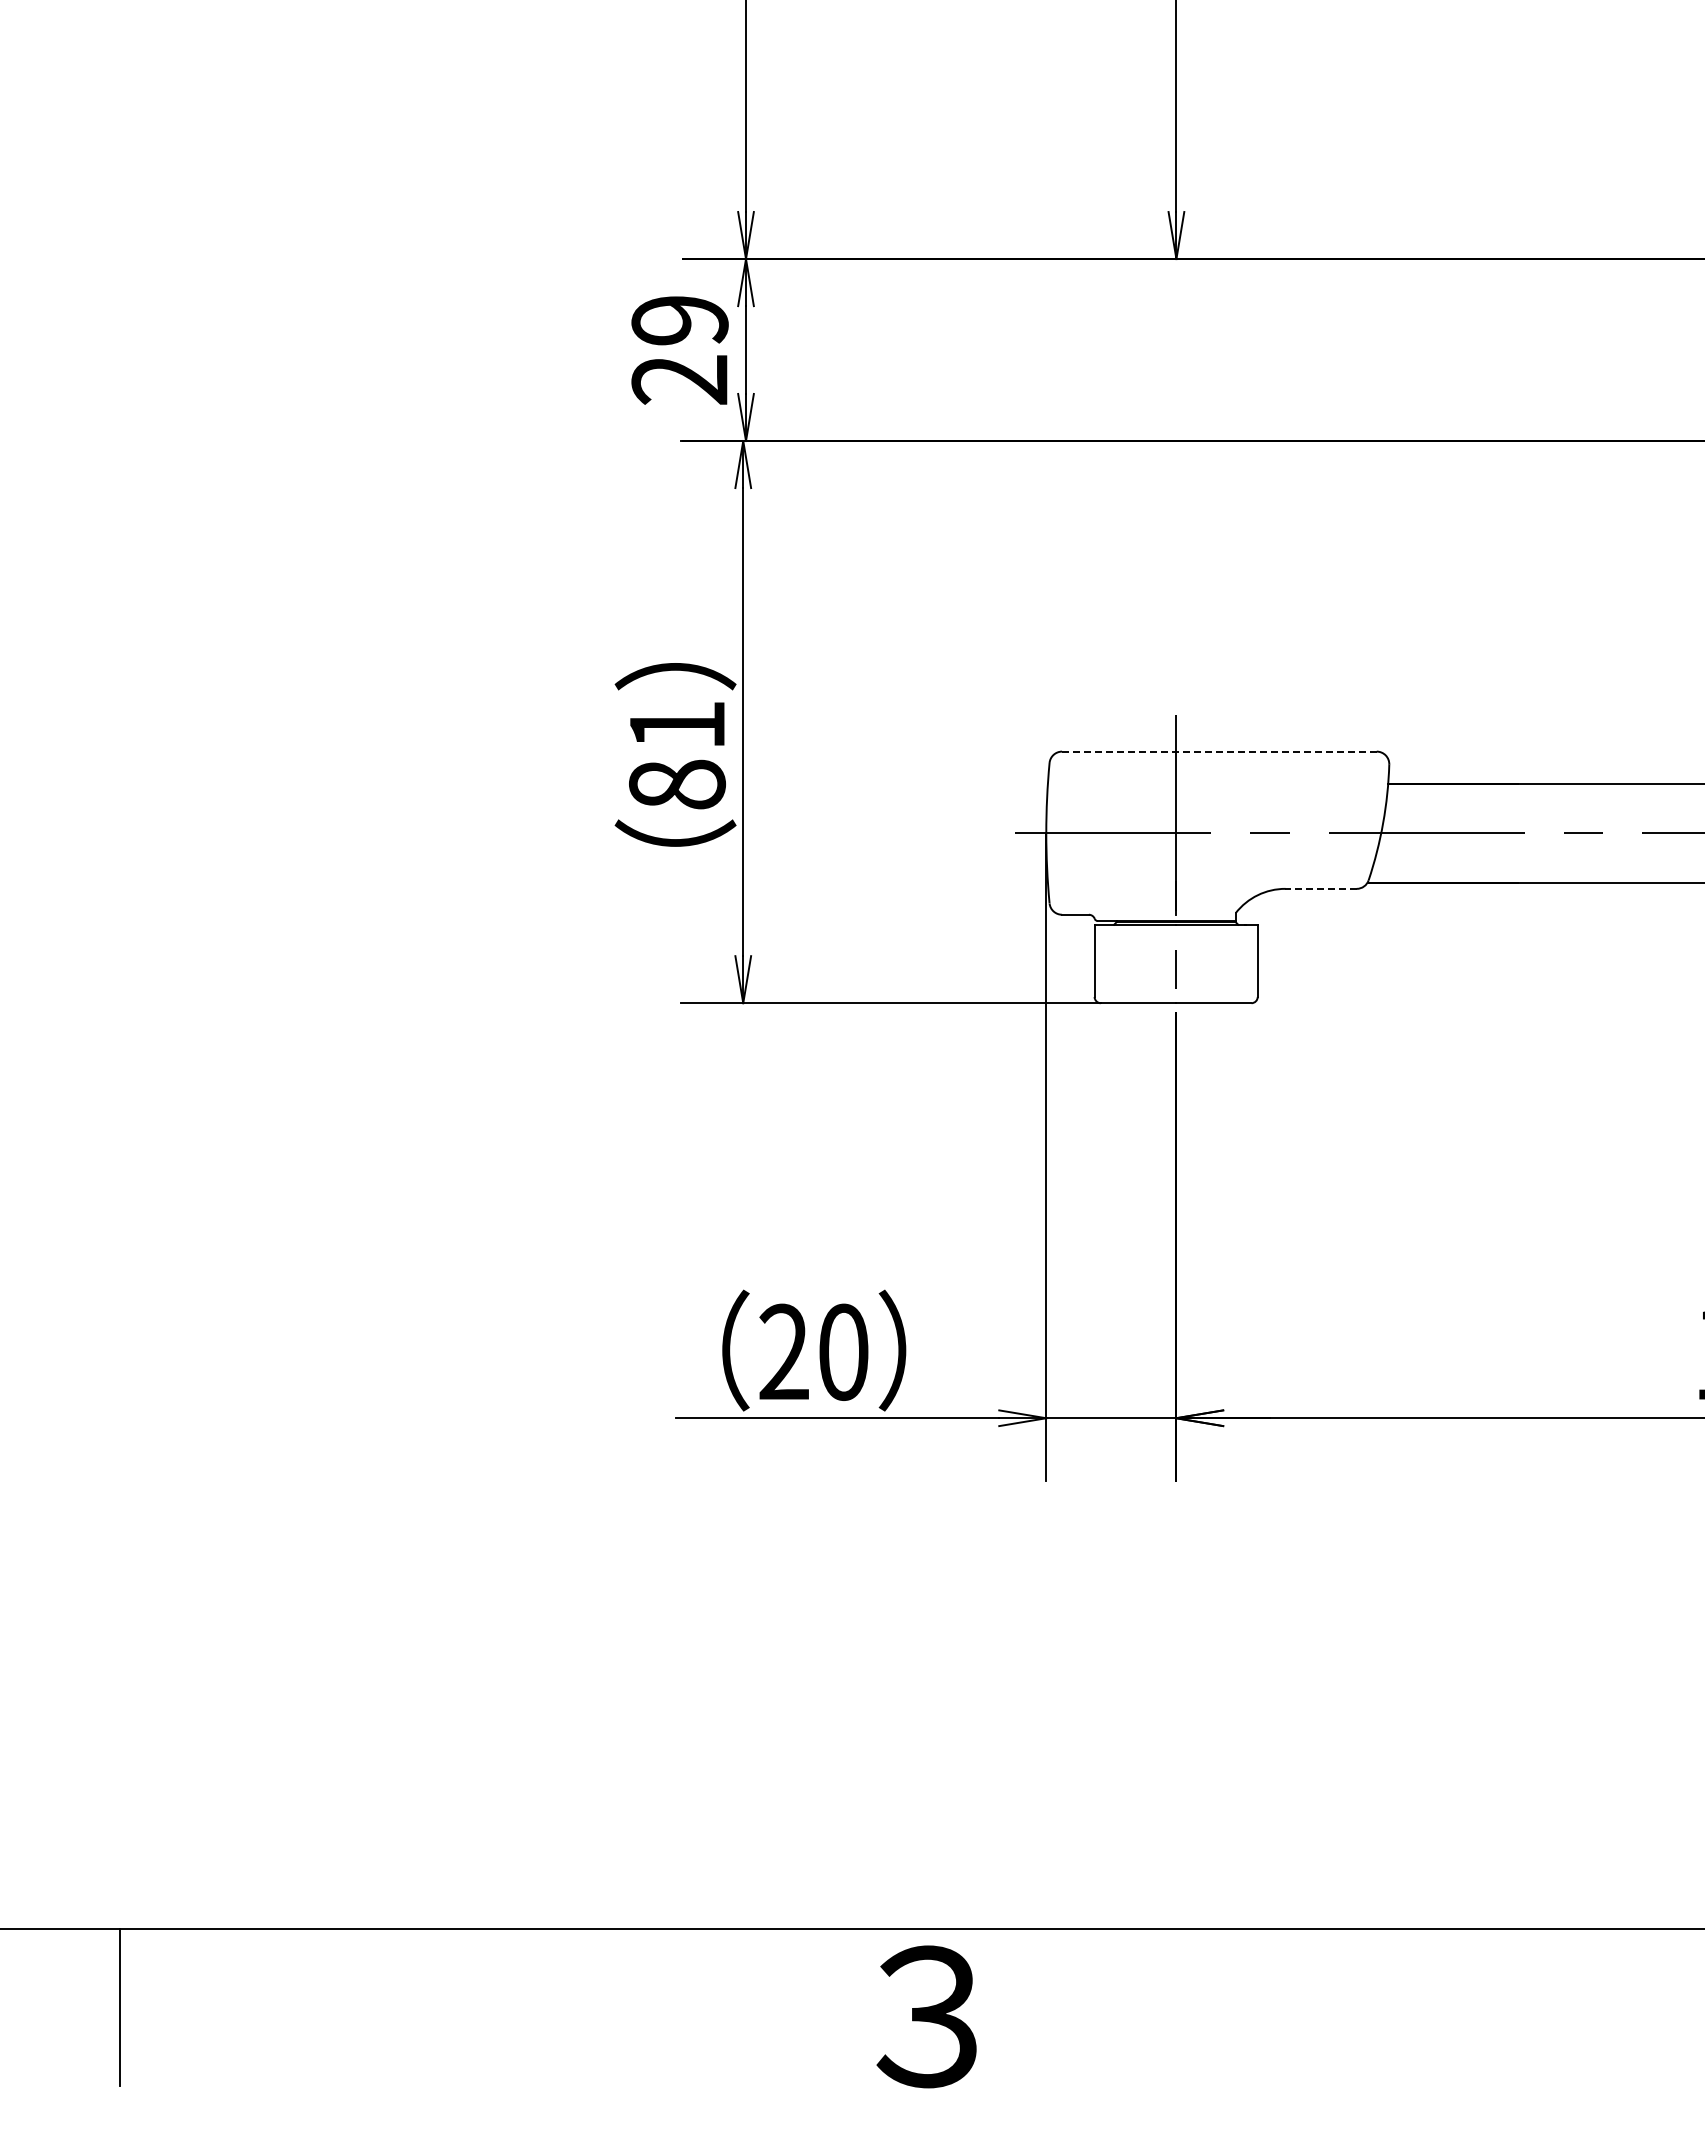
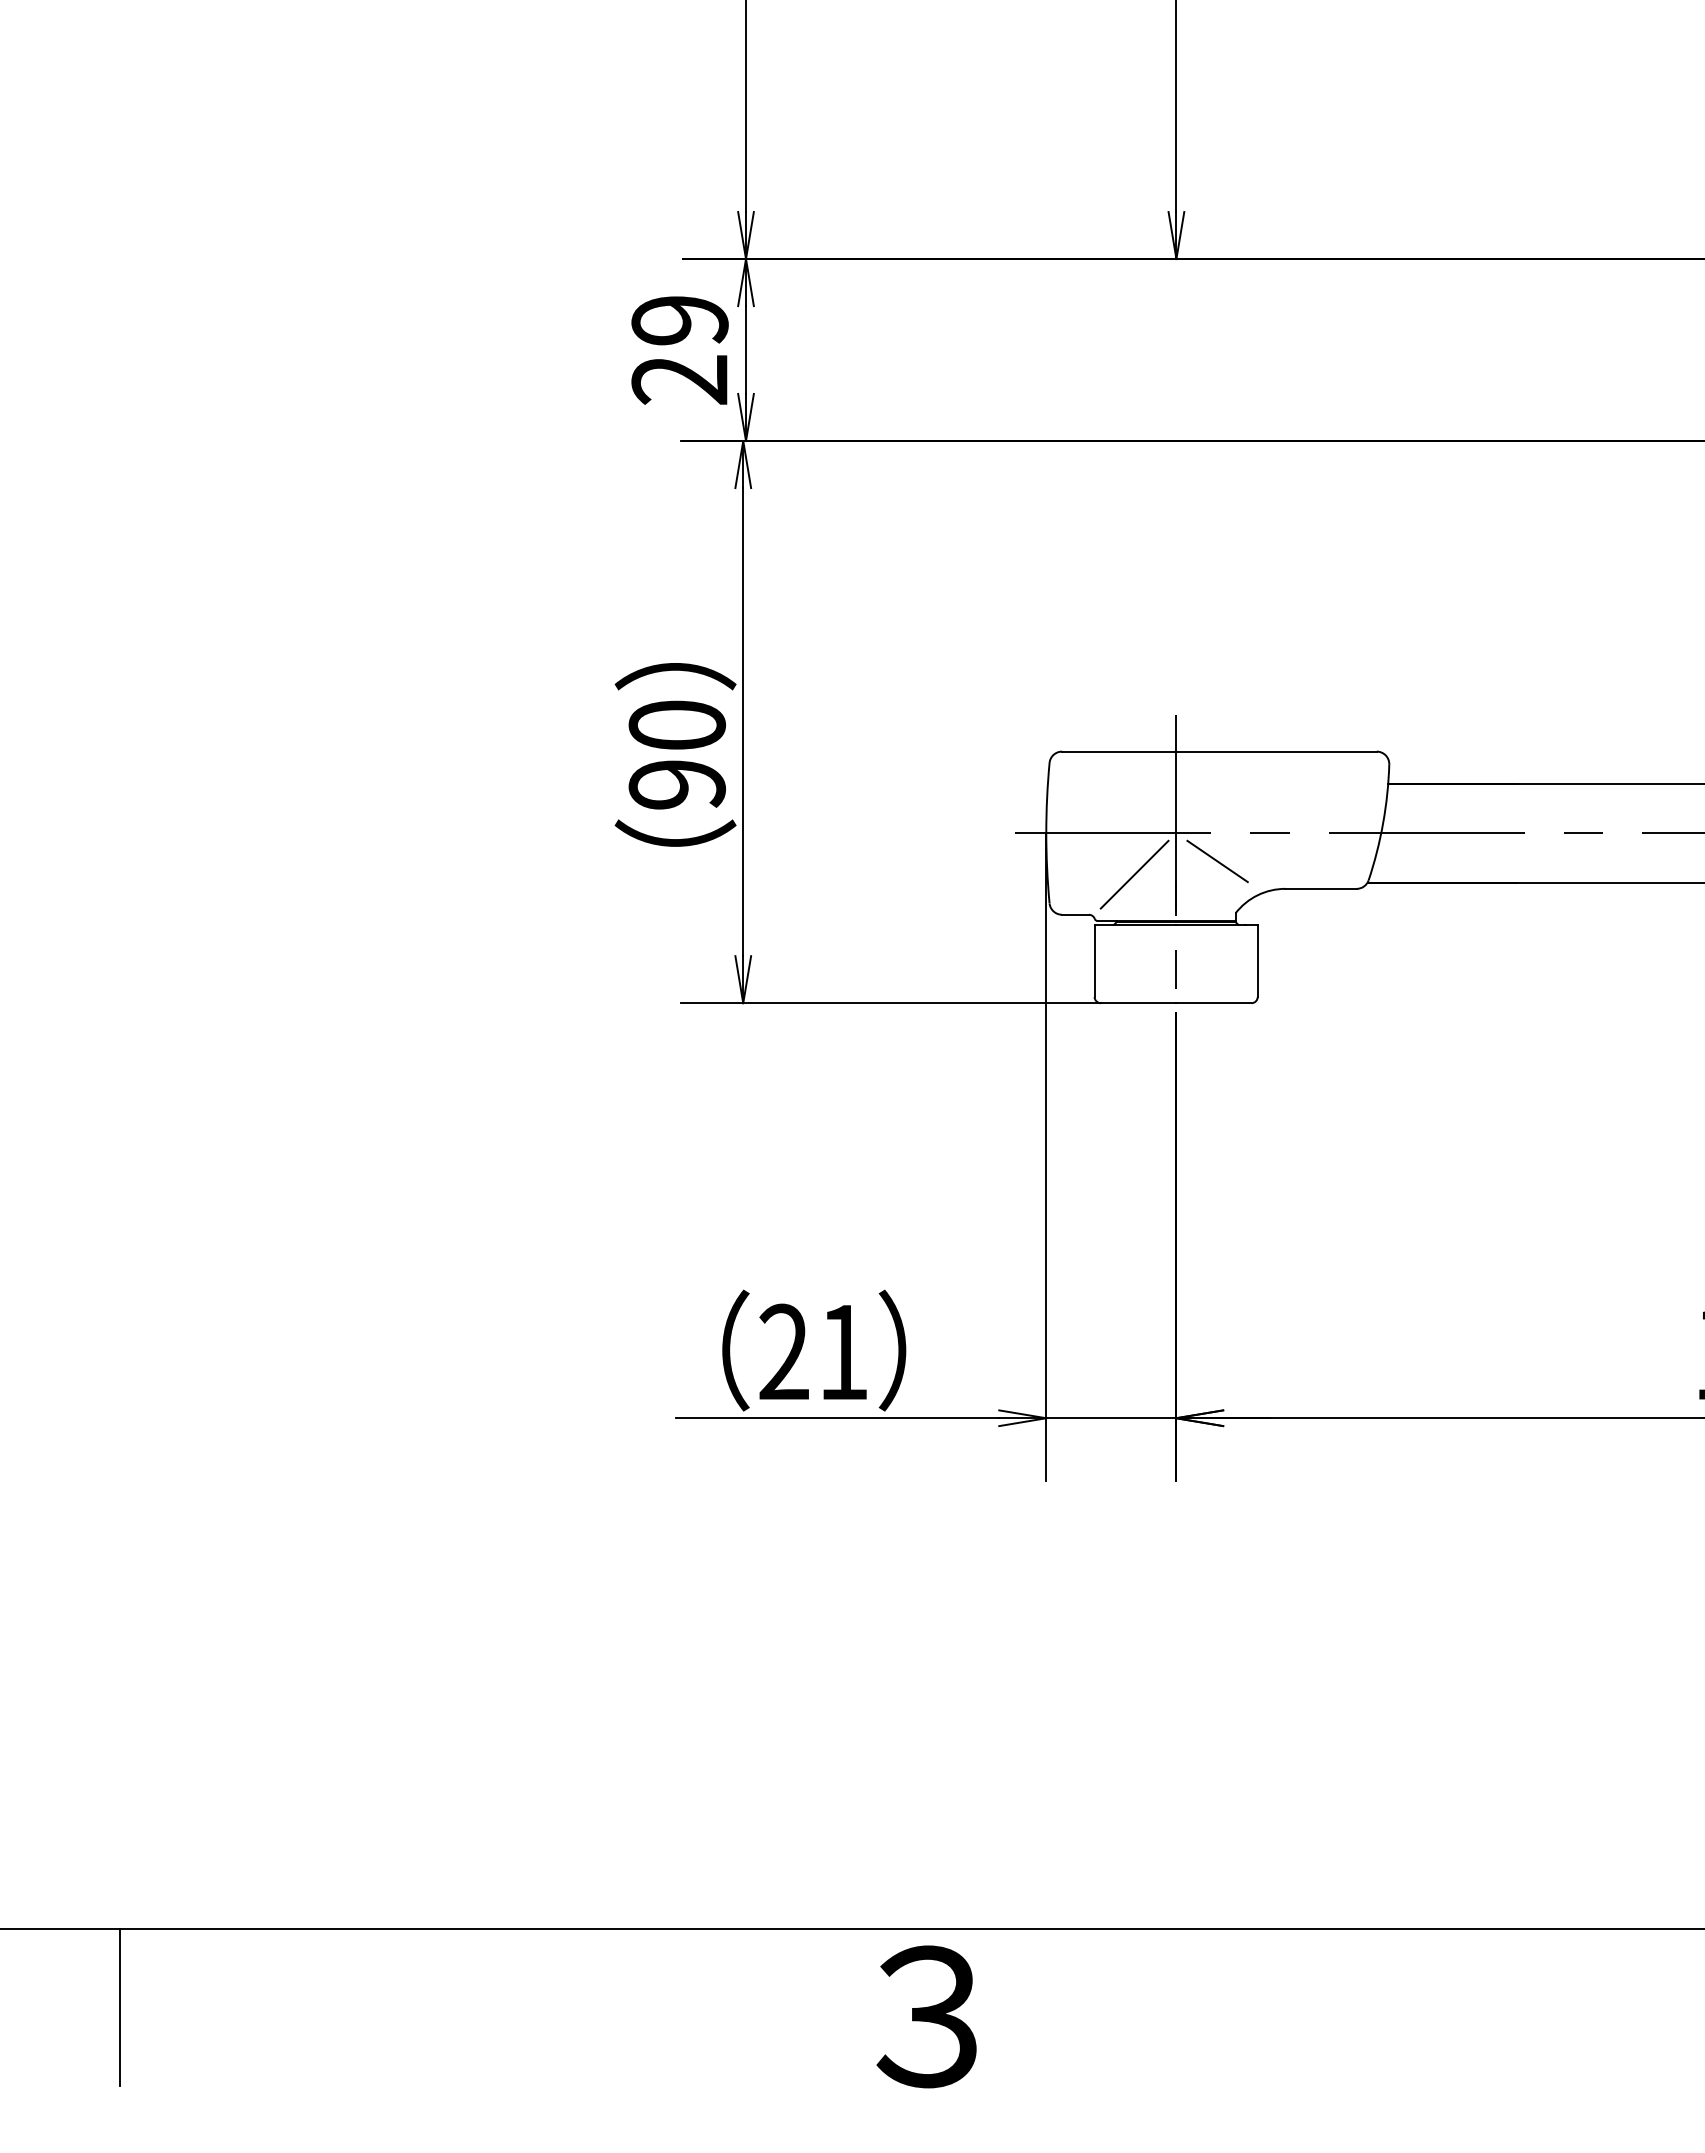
line: dashed -> solid (1218, 751)
text: 81 -> 90 (677, 754)
line: none -> present (1217, 861)
line: none -> present (1134, 874)
line: dashed -> solid (1321, 888)
text: 20 -> 21 (843, 1351)
